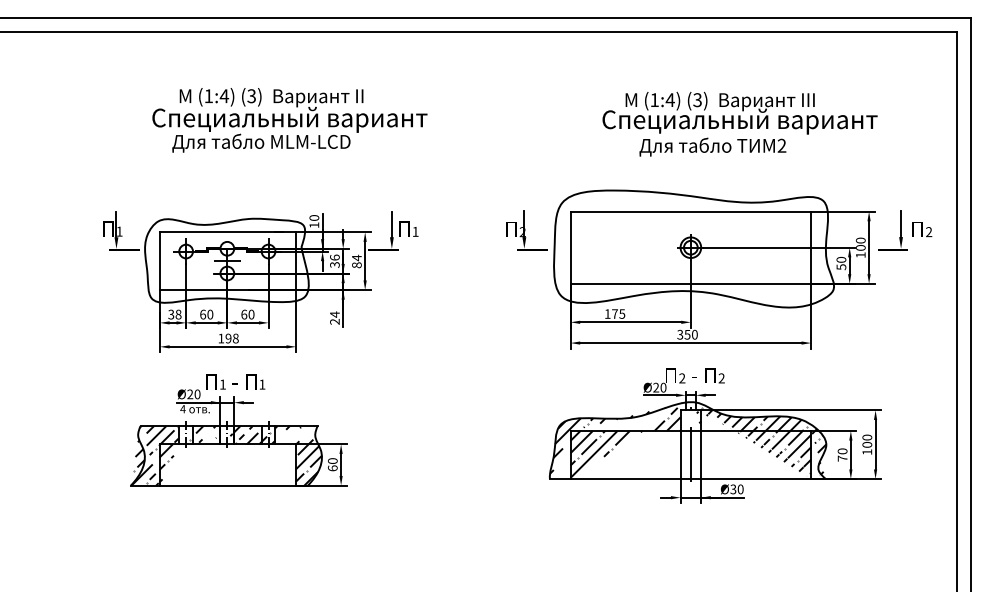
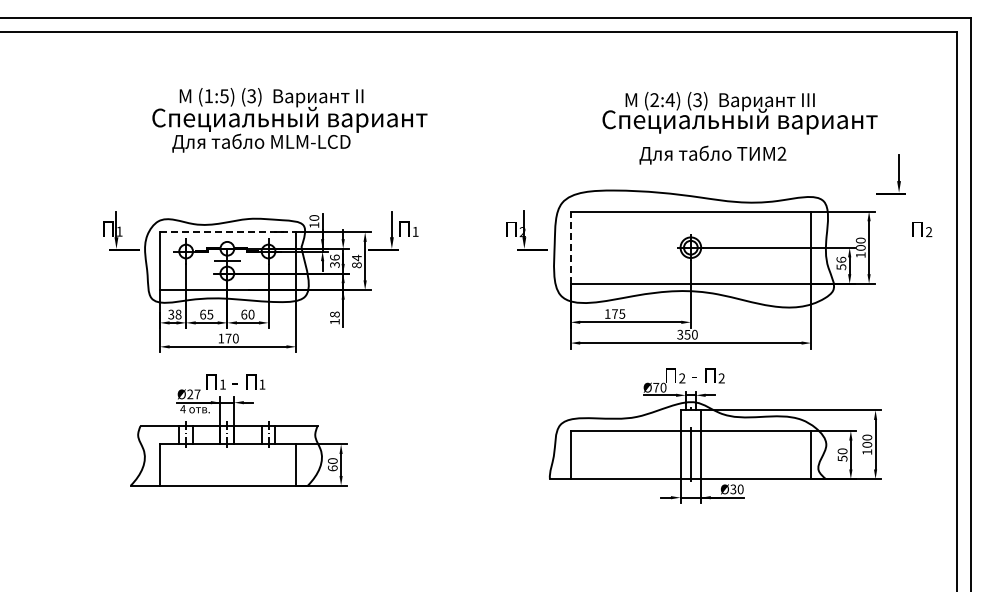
text: (1:4) -> (1:5) (224, 96)
text: (1:4) -> (2:4) (654, 99)
text position: (712, 146) -> (712, 154) (712, 154)
part position: (900, 230) -> (898, 174) (898, 174)
line: solid -> dashed (228, 232)
line: solid -> dashed (570, 247)
text: 50 -> 56 (841, 259)
text: 60 -> 65 (210, 314)
text: 24 -> 18 (334, 317)
text: 198 -> 170 (231, 338)
text: 20 -> 70 (656, 387)
text: 20 -> 27 (197, 394)
hatch: present -> none (616, 440)
hatch: present -> none (761, 442)
hatch: present -> none (226, 455)
text: 70 -> 50 (842, 458)
